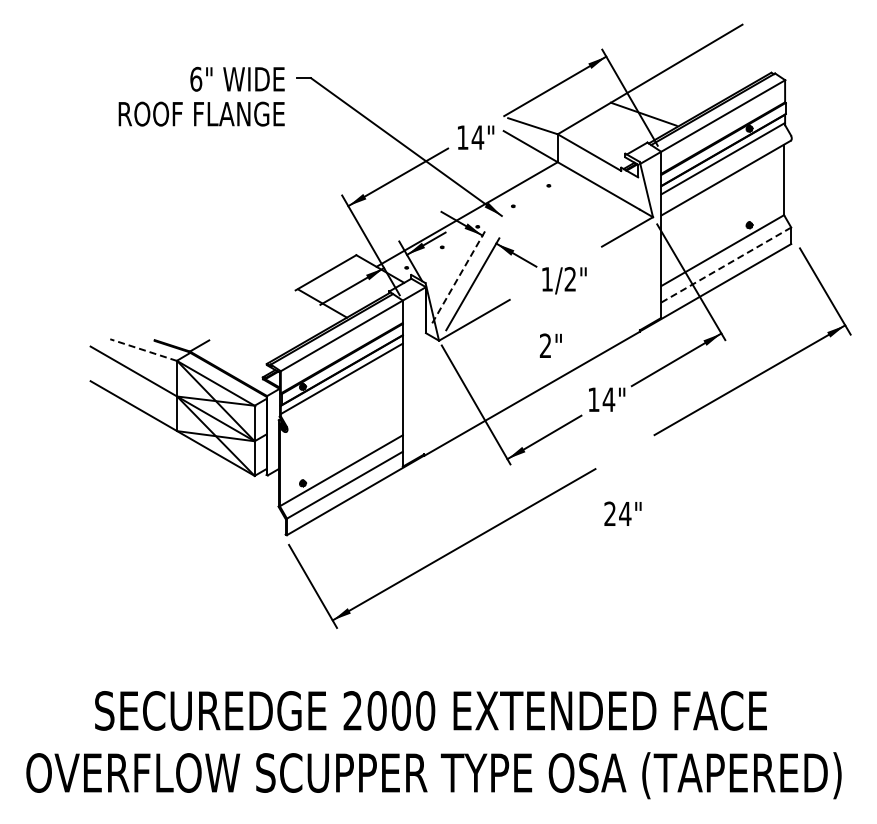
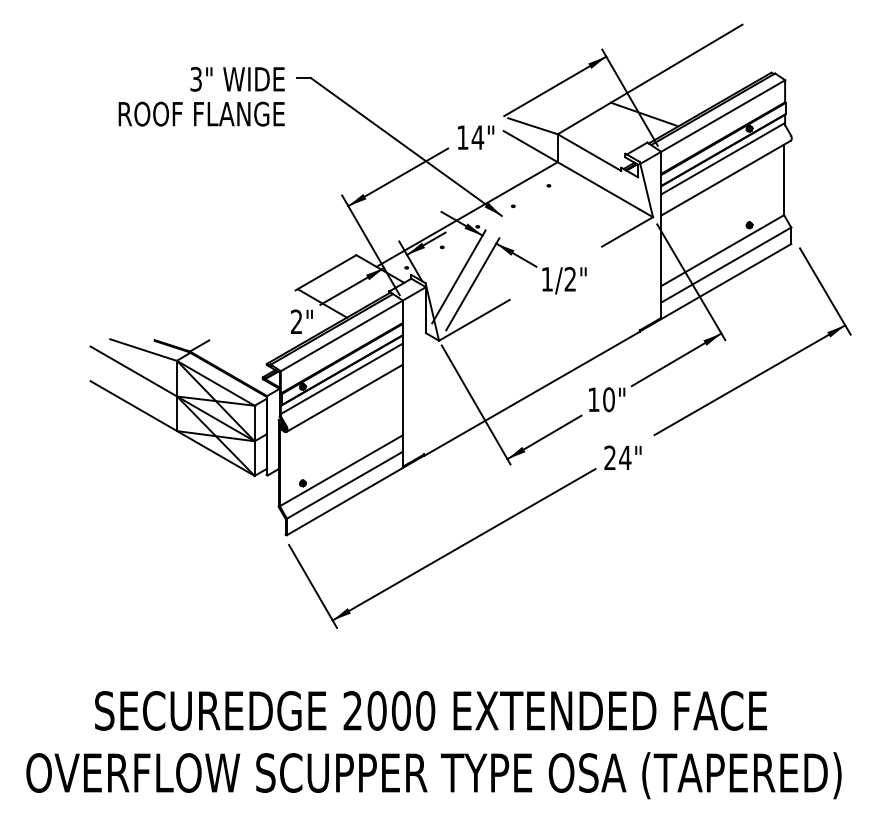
text: 6" -> 3" (196, 78)
line: dashed -> solid (725, 265)
line: dashed -> solid (458, 276)
text position: (550, 345) -> (301, 321) (301, 321)
line: dashed -> solid (143, 349)
line: none -> present (344, 397)
text: 14" -> 10" (608, 399)
text position: (622, 513) -> (622, 457) (622, 457)
